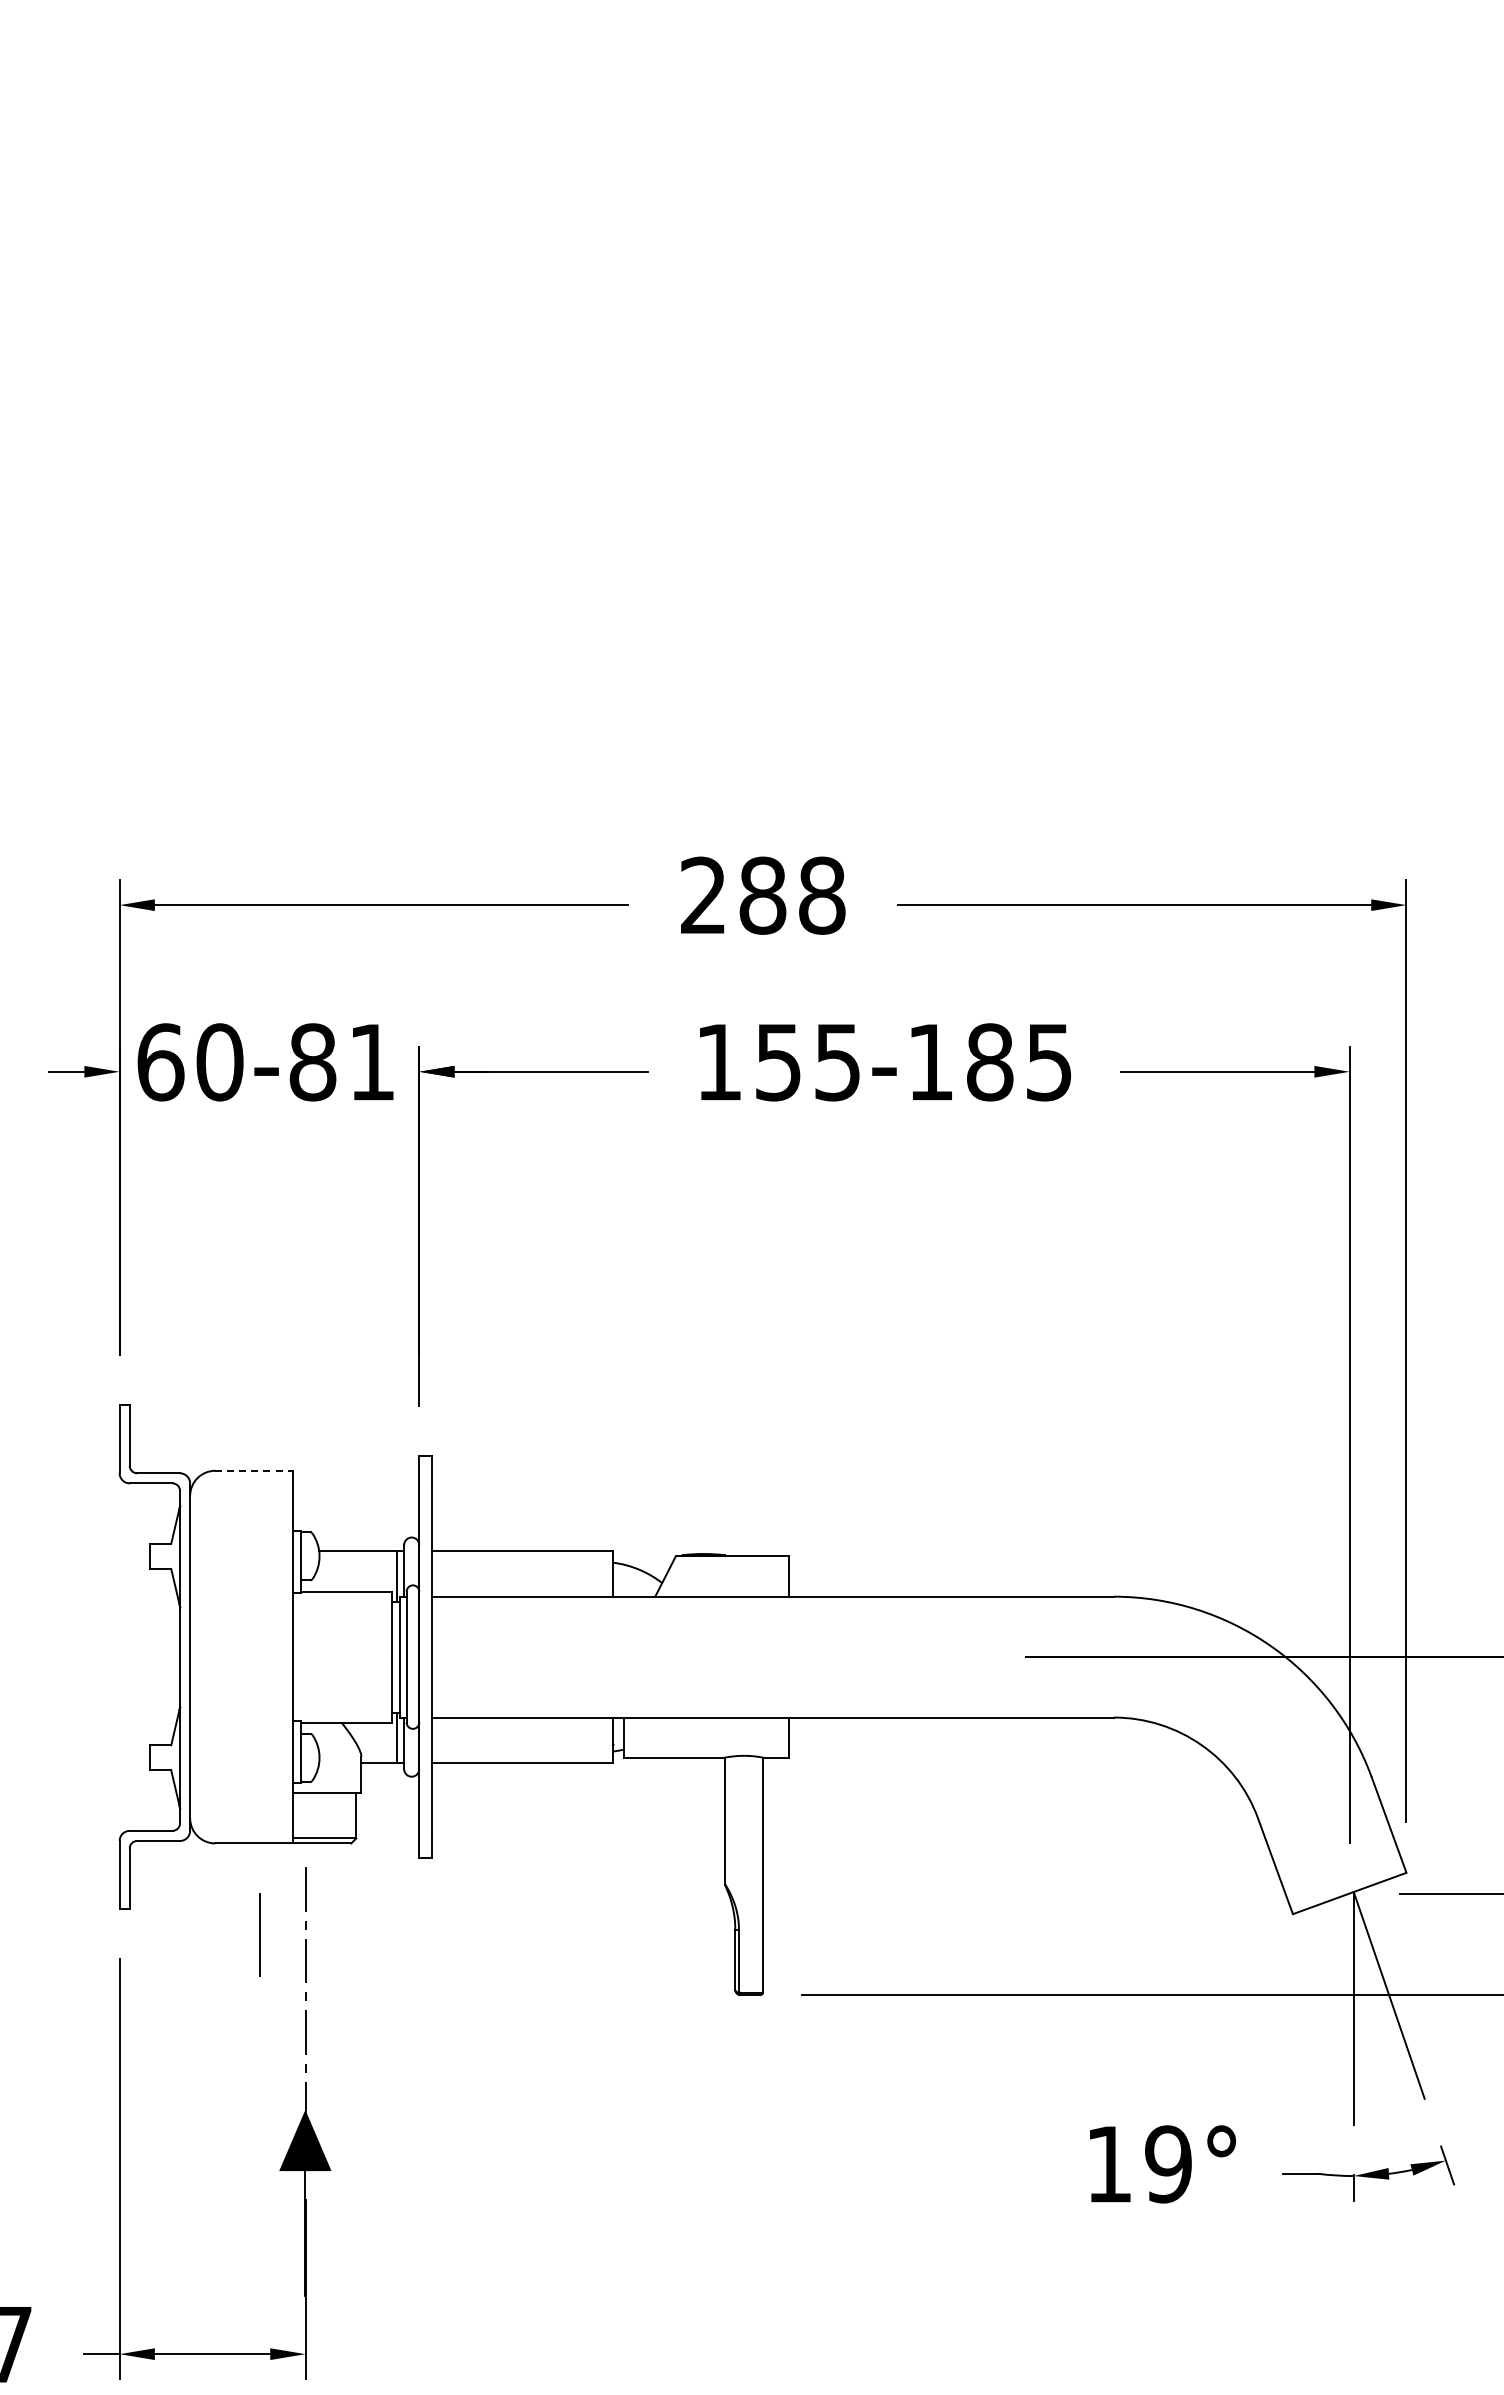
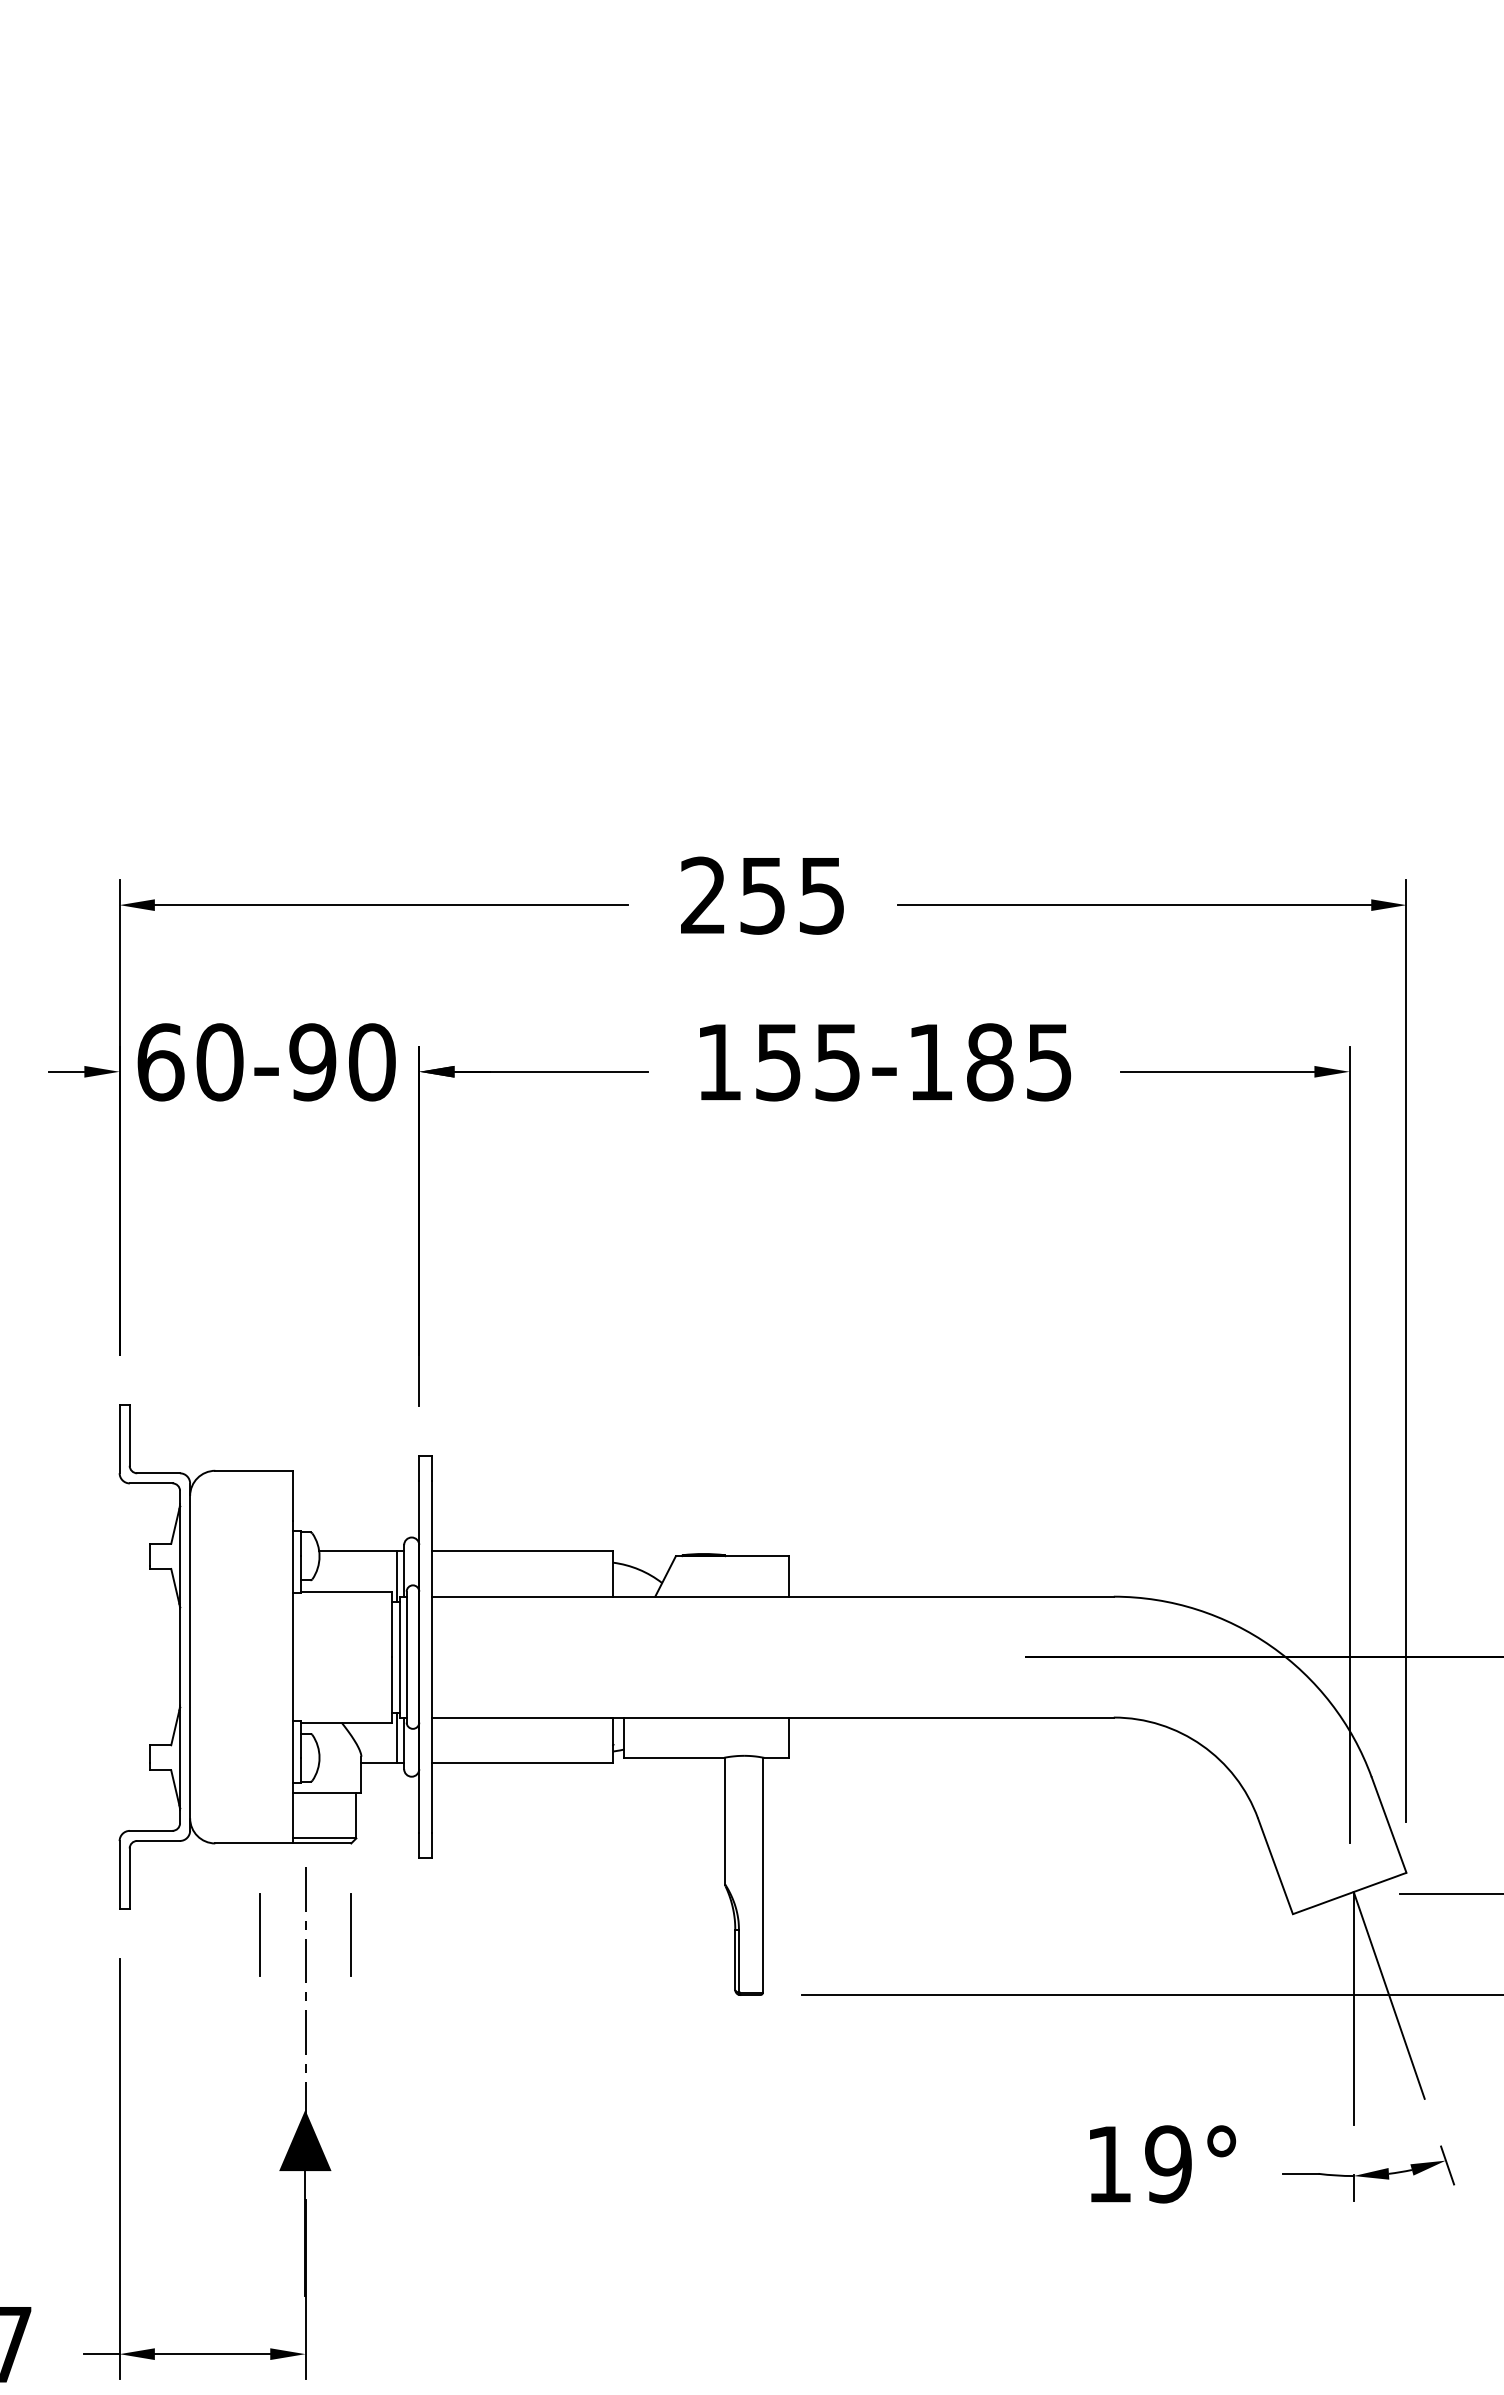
text: 288 -> 255 (792, 895)
text: 60-81 -> 60-90 (342, 1062)
line: dashed -> solid (254, 1470)
line: none -> present (350, 1934)
